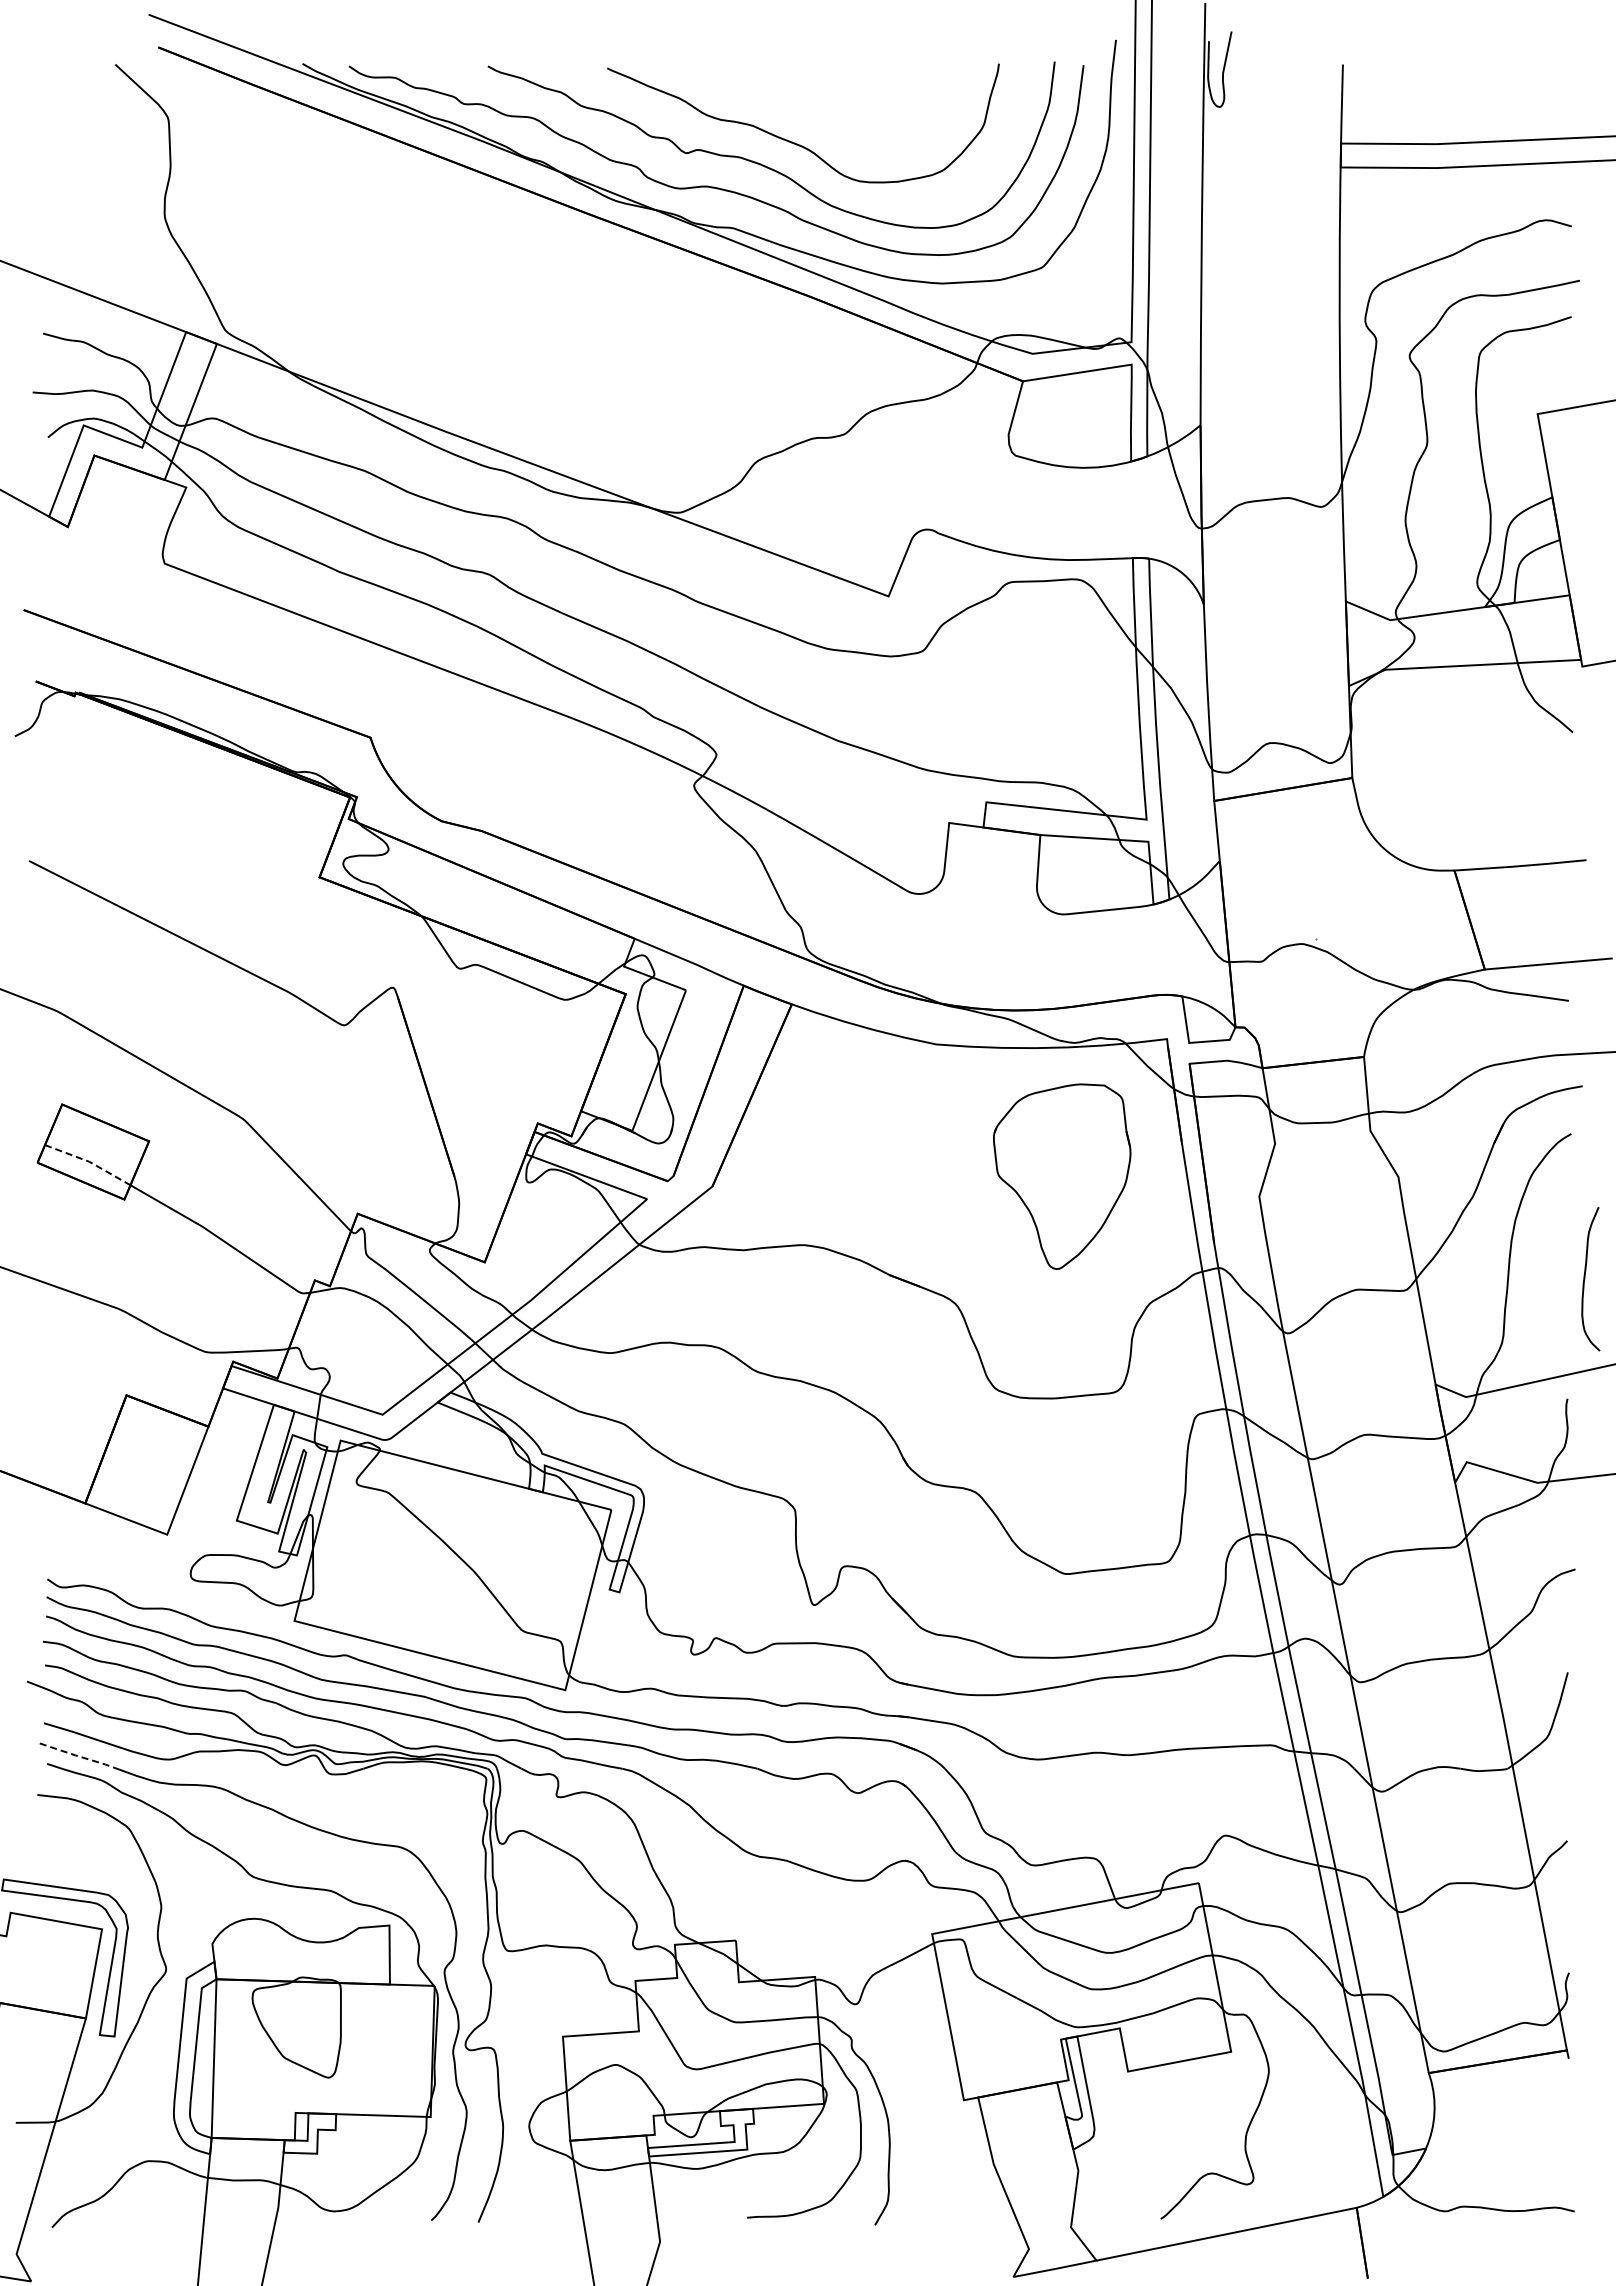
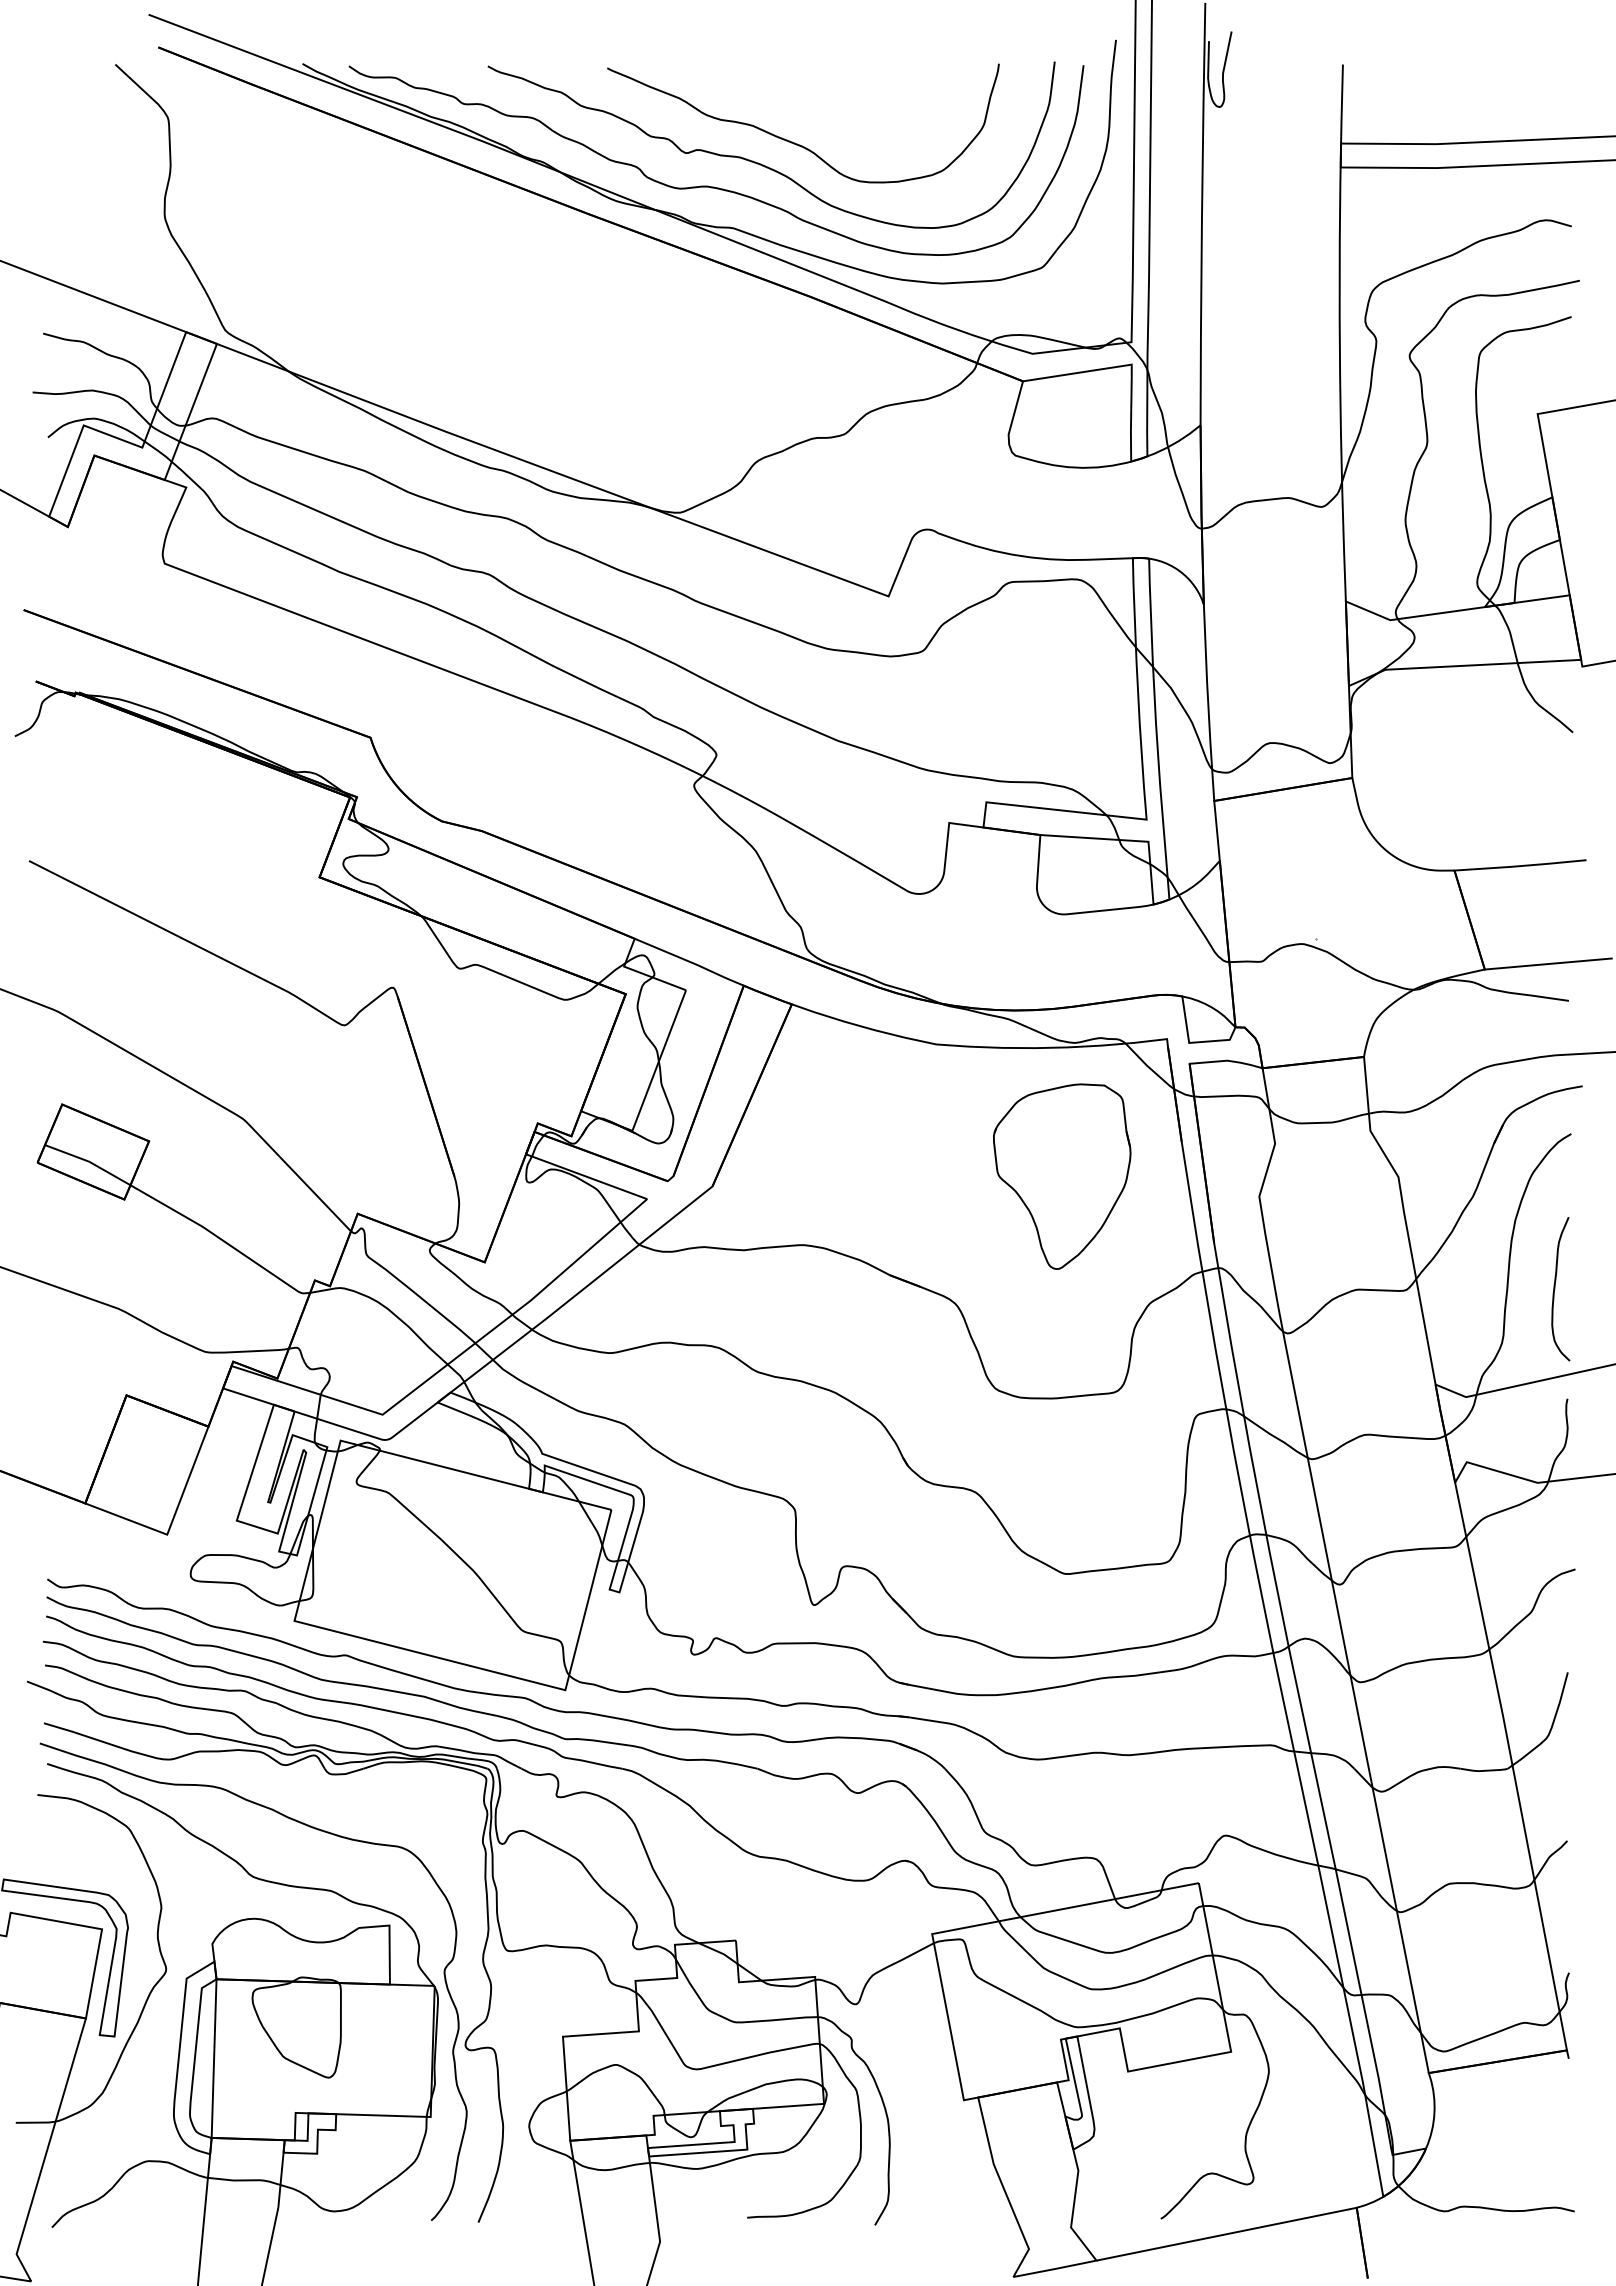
line: dashed -> solid (89, 1161)
curve position: (1585, 1279) -> (1555, 1289) (1555, 1289)
line: dashed -> solid (79, 1756)
